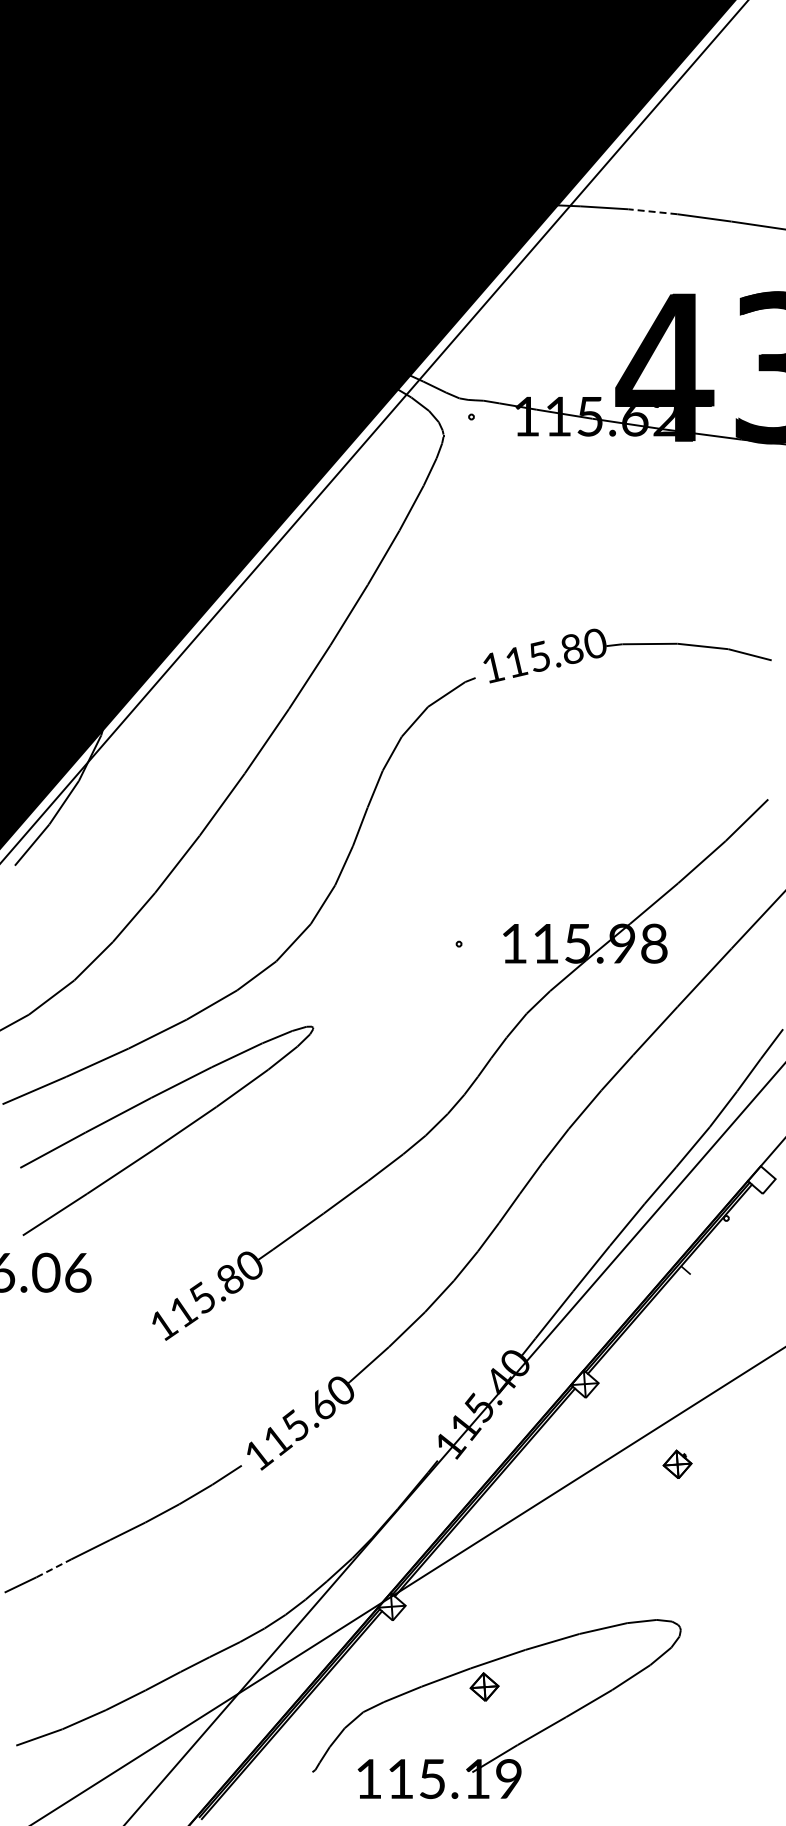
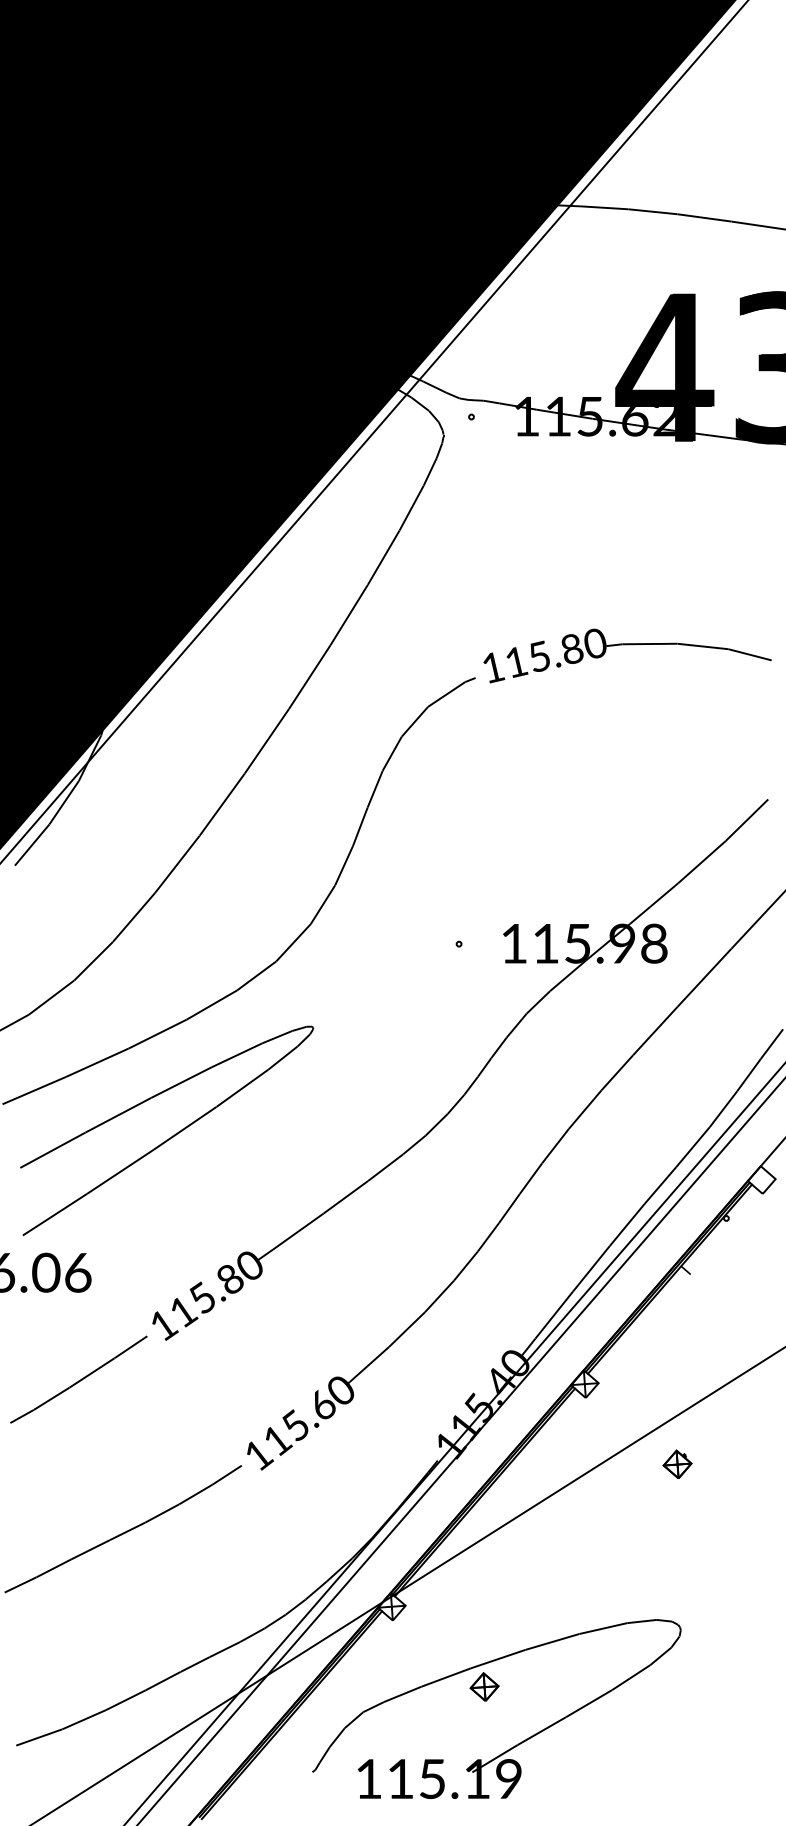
line: dashed -> solid (652, 211)
part: none -> present (78, 1379)
line: none -> present (460, 1451)
line: dashed -> solid (54, 1568)
